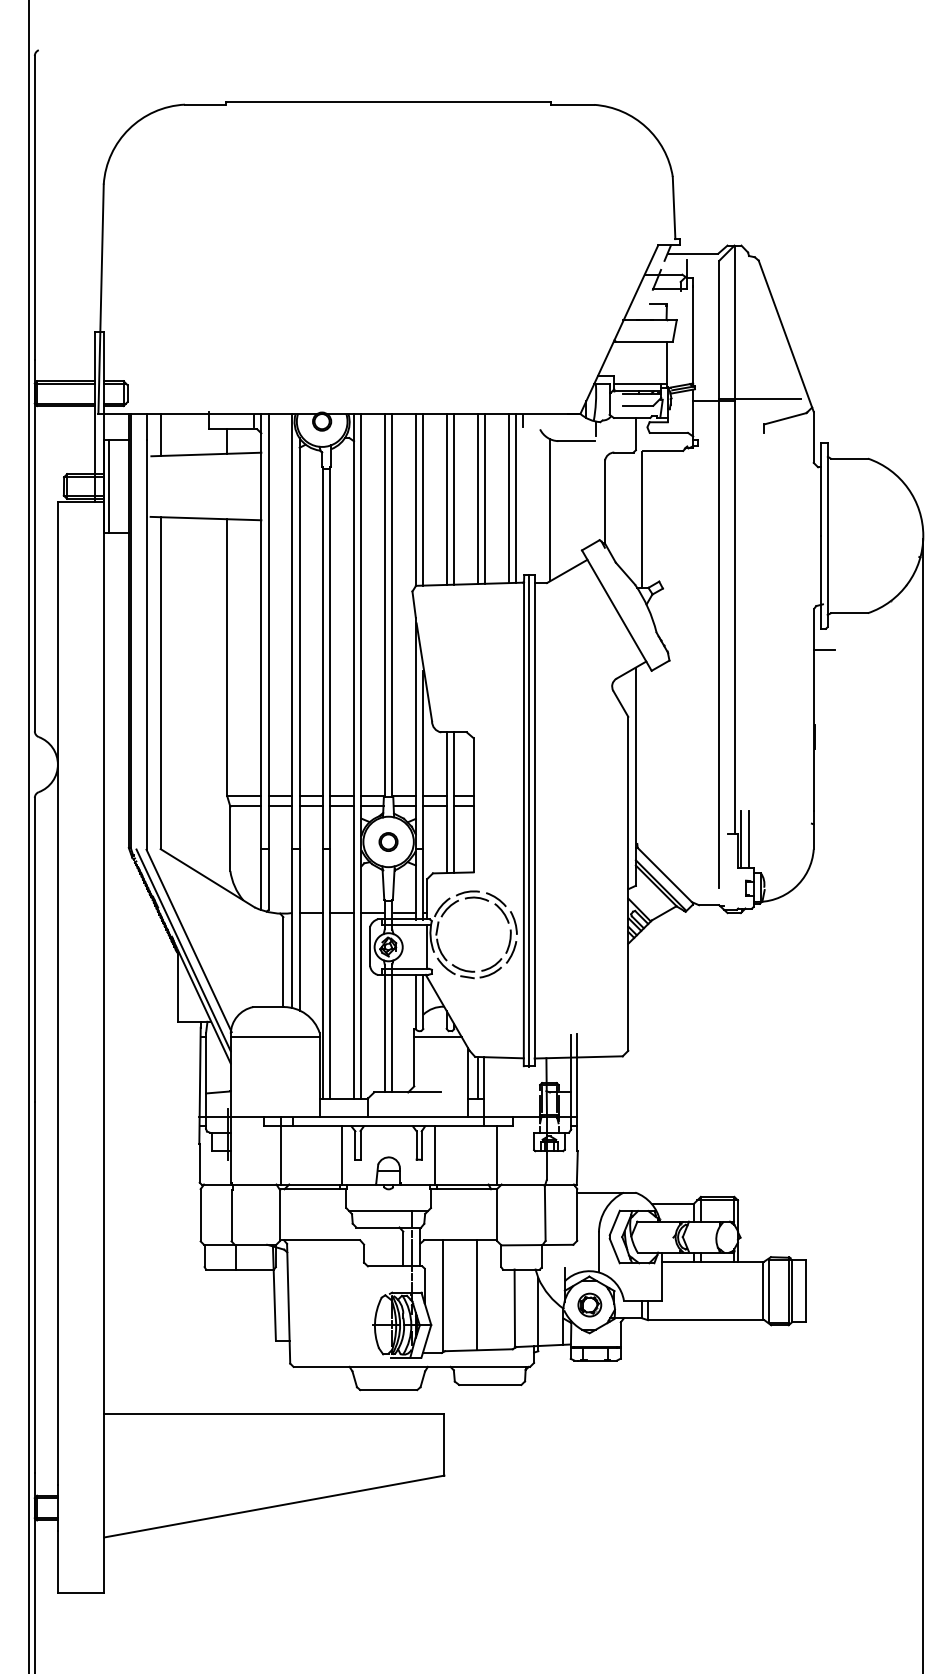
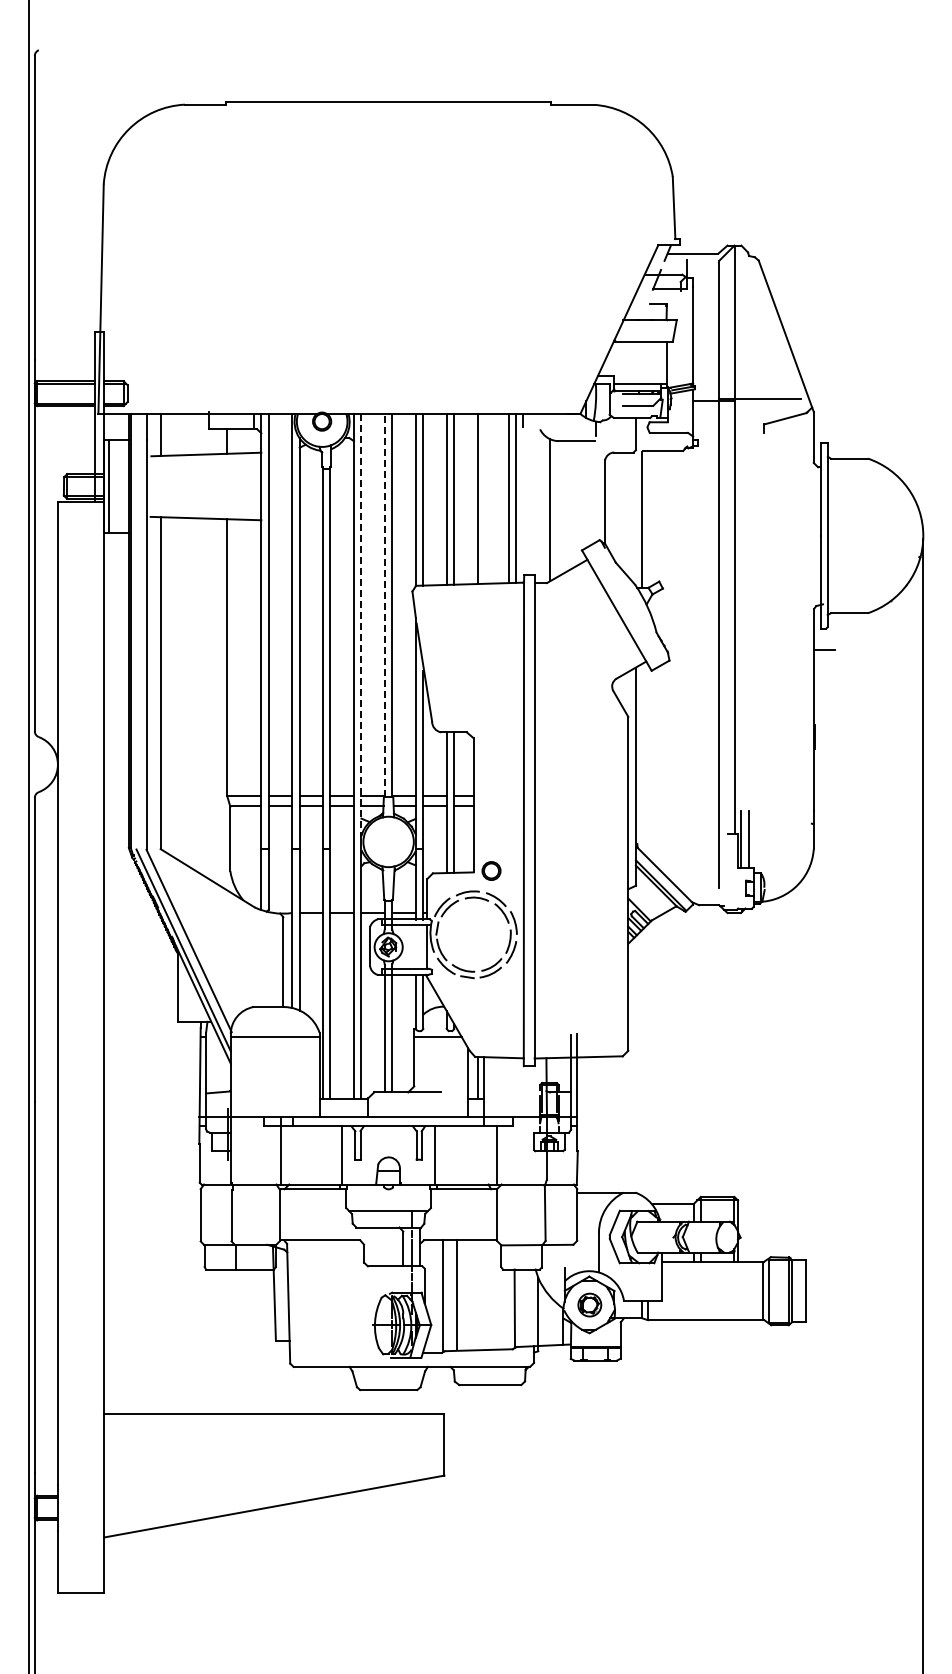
line: present -> none (485, 498)
line: solid -> dashed (384, 604)
line: solid -> dashed (361, 625)
line: present -> none (529, 820)
circle position: (388, 841) -> (491, 870) (491, 870)
line position: (476, 1295) -> (456, 1295) (456, 1295)
